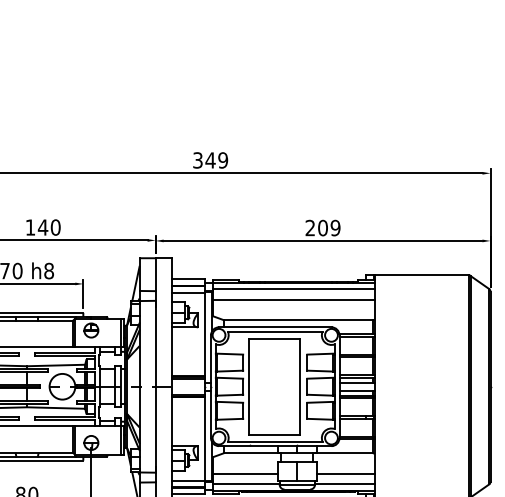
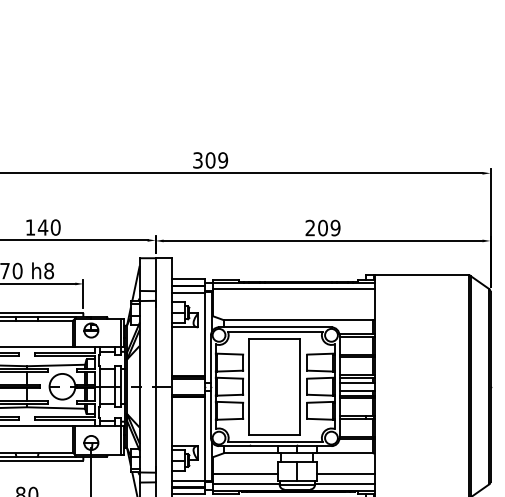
text: 349 -> 309 (210, 160)
line: present -> none (293, 299)
